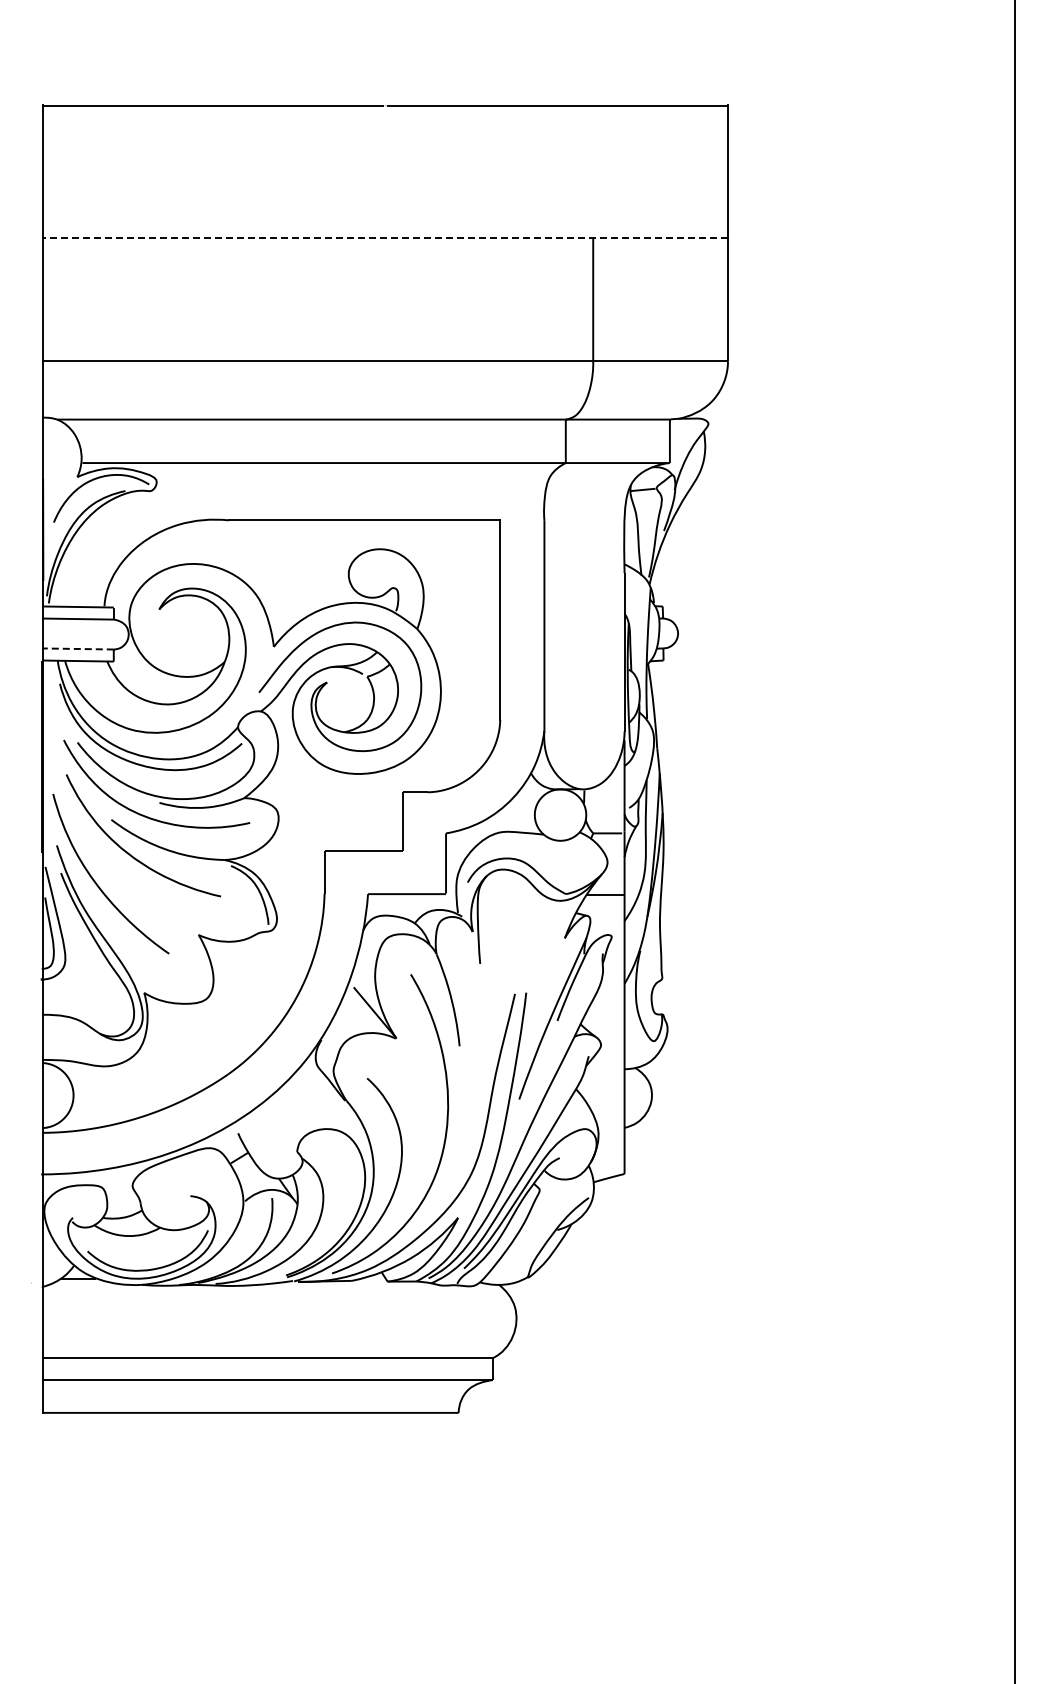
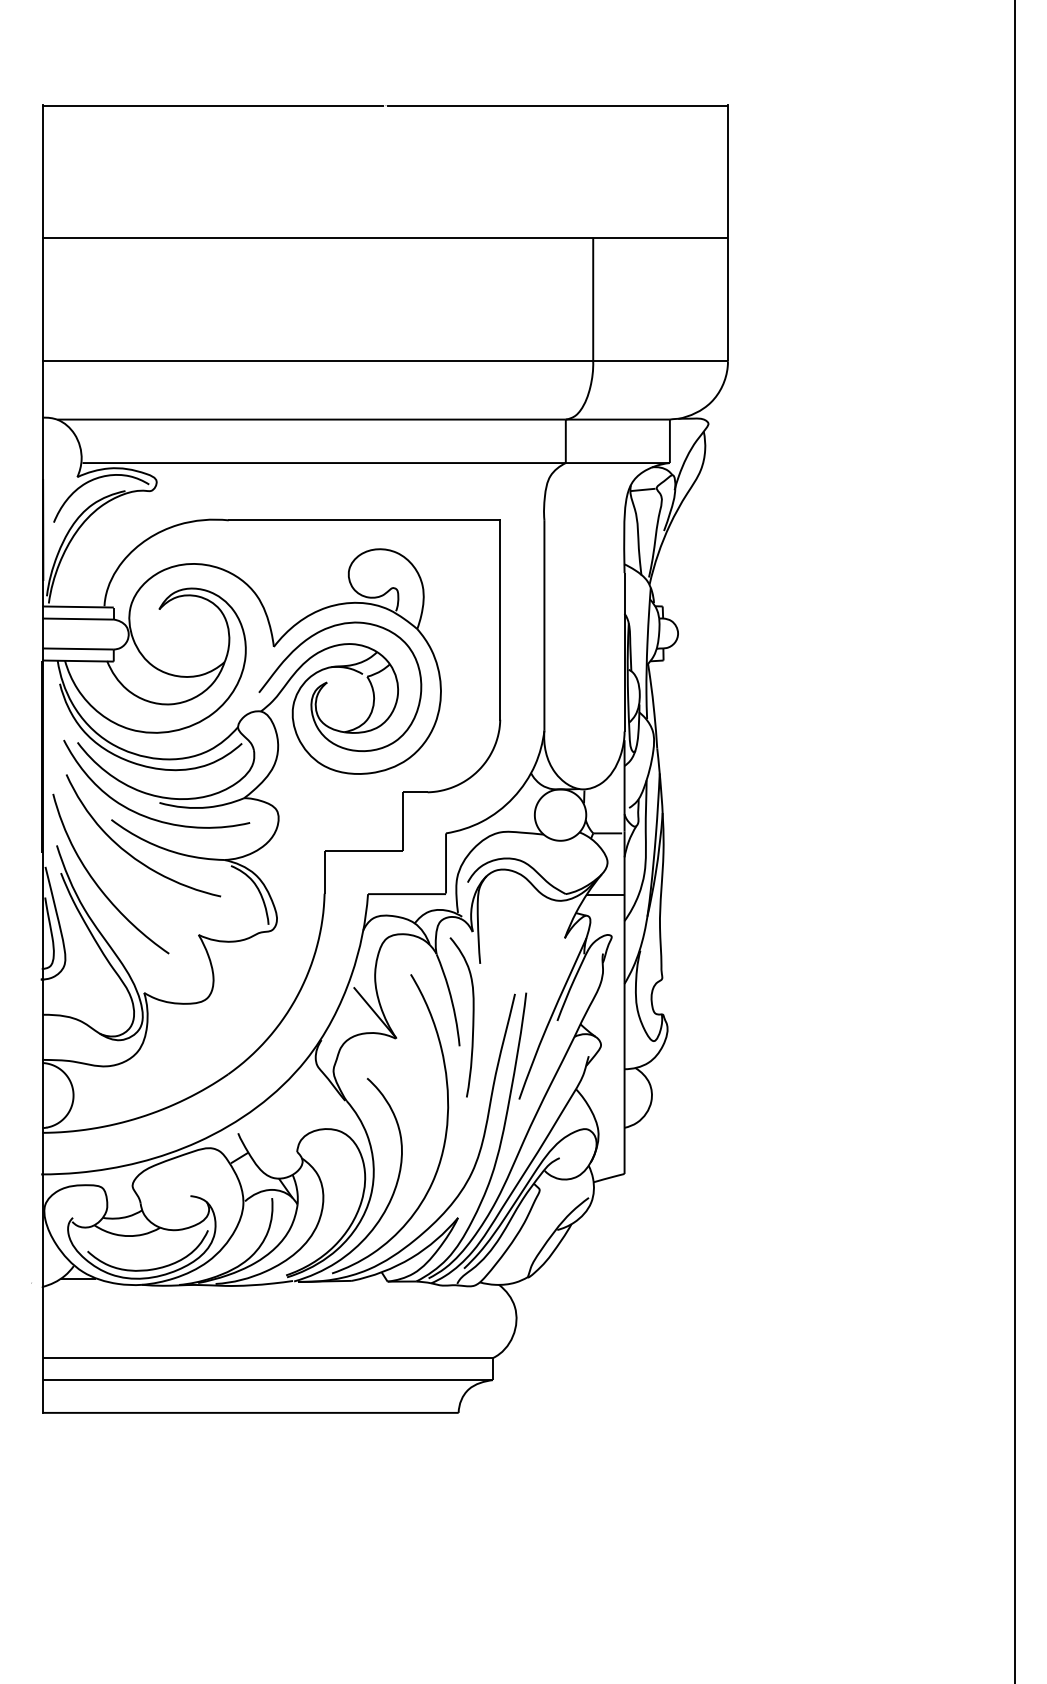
line: dashed -> solid (385, 237)
line: dashed -> solid (78, 648)
curve: none -> present (472, 1017)
